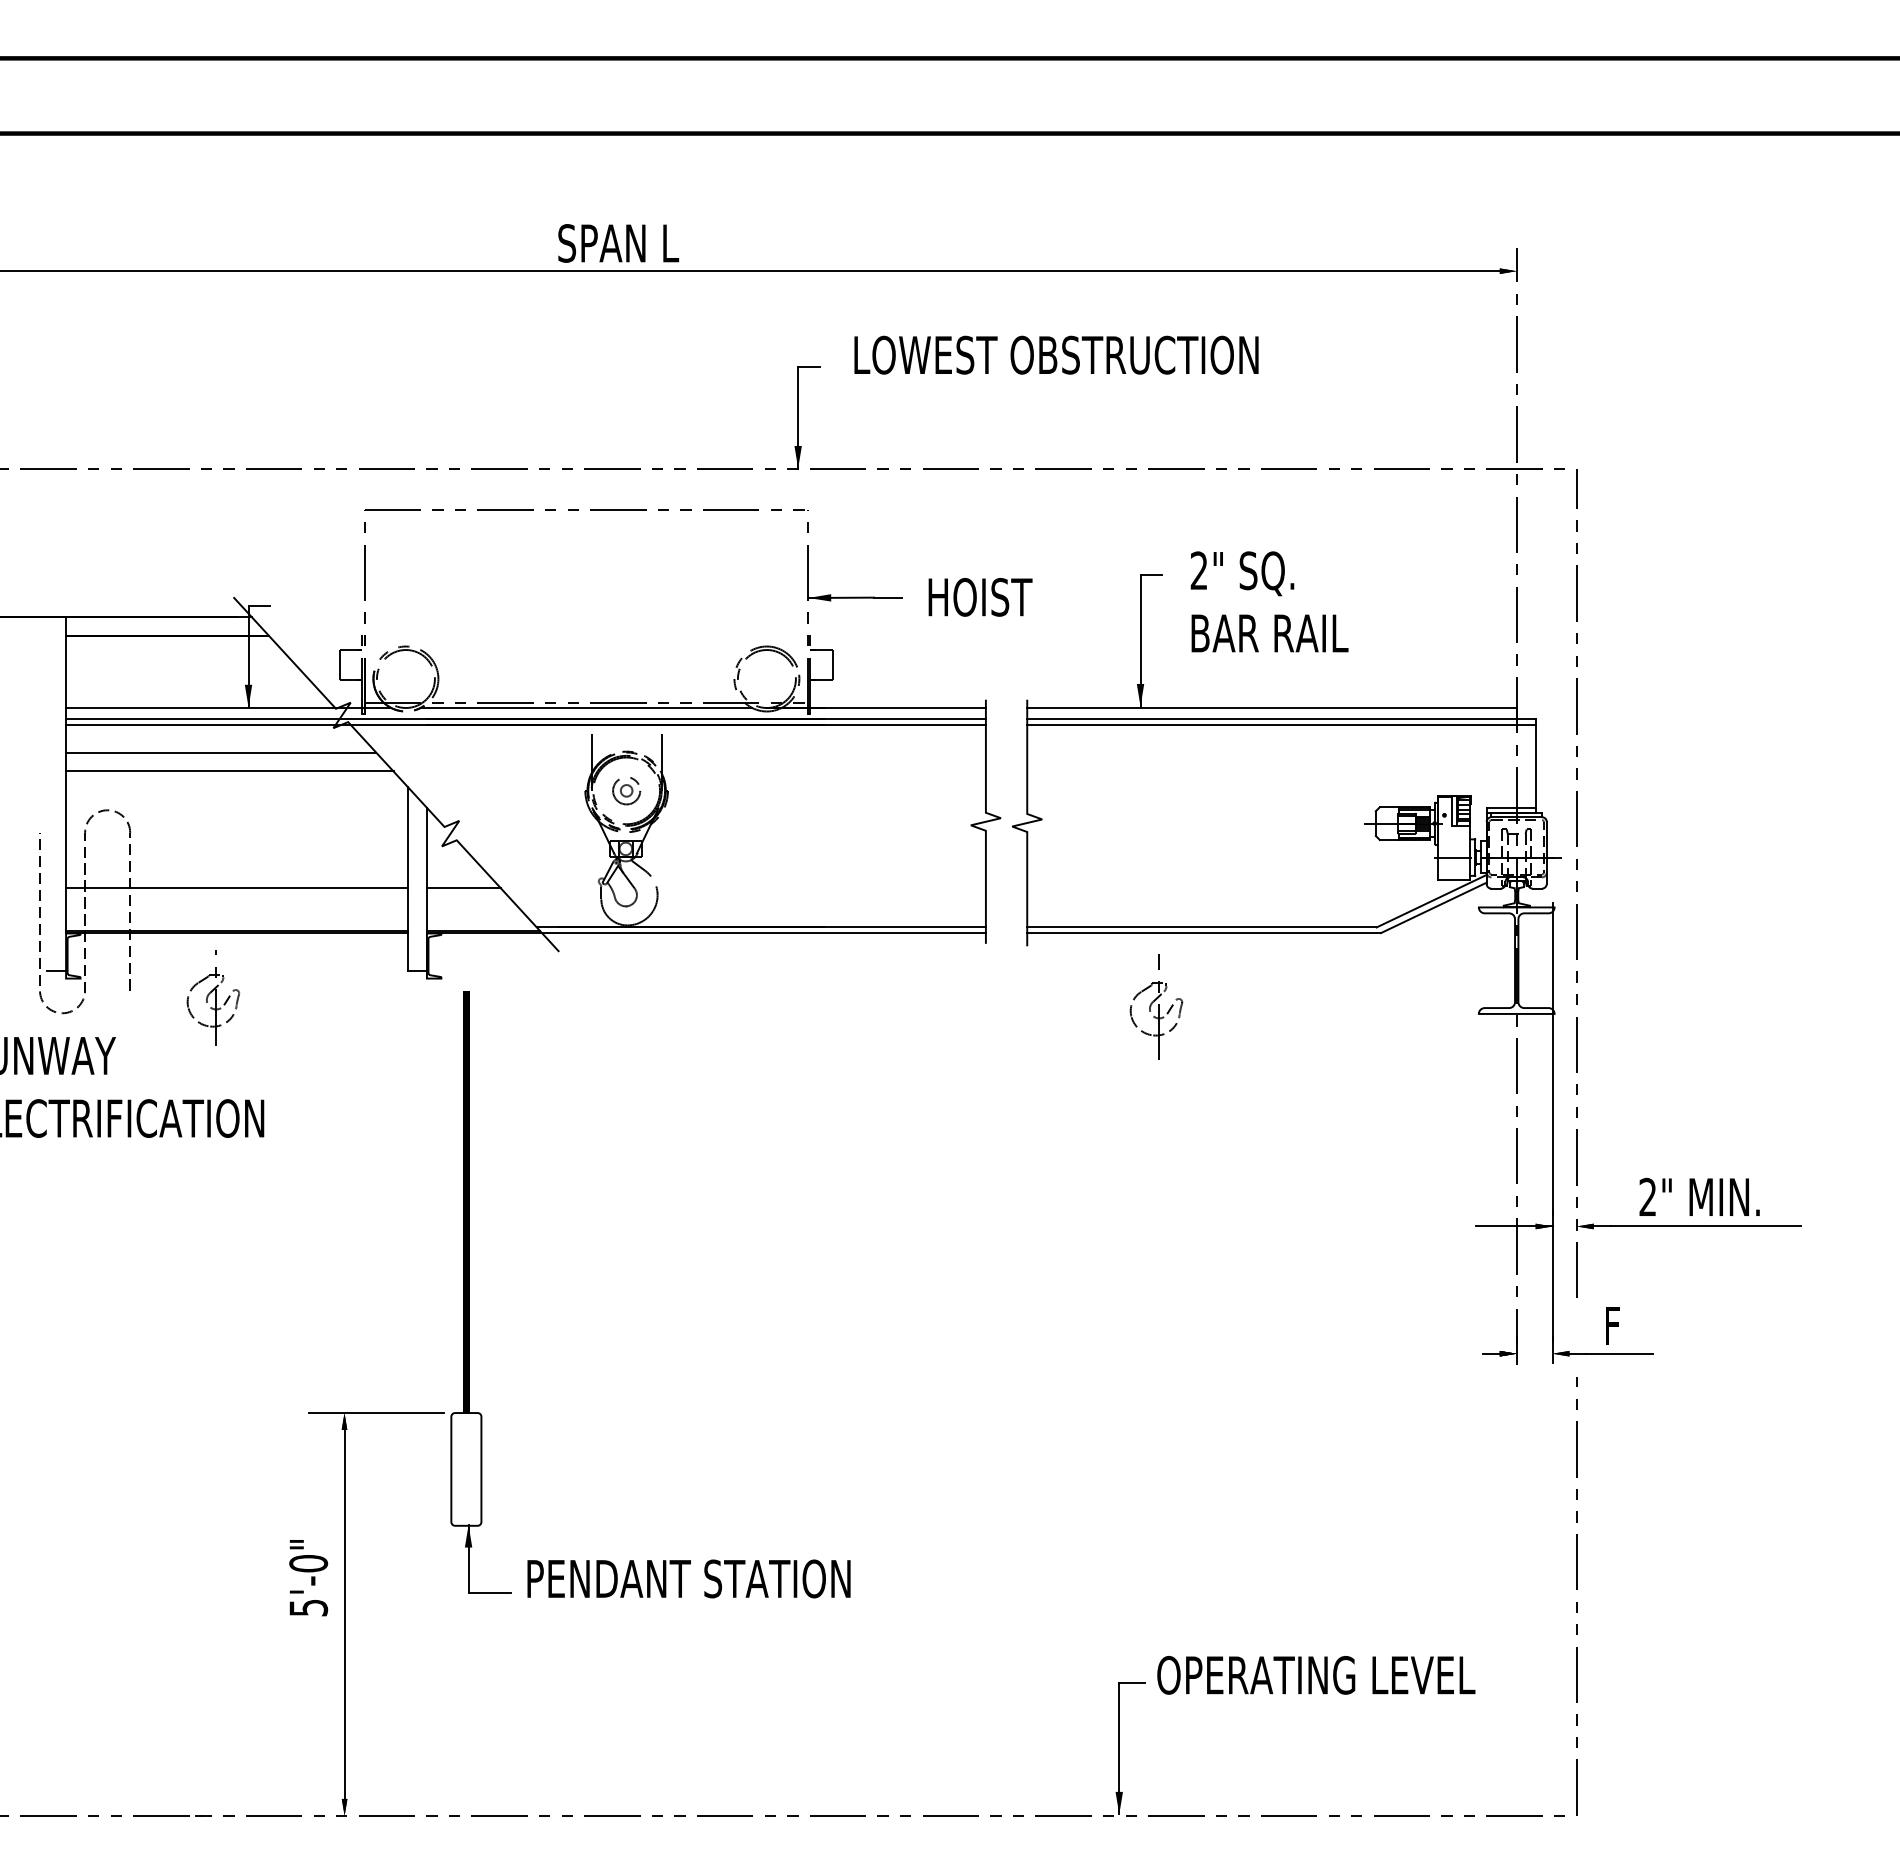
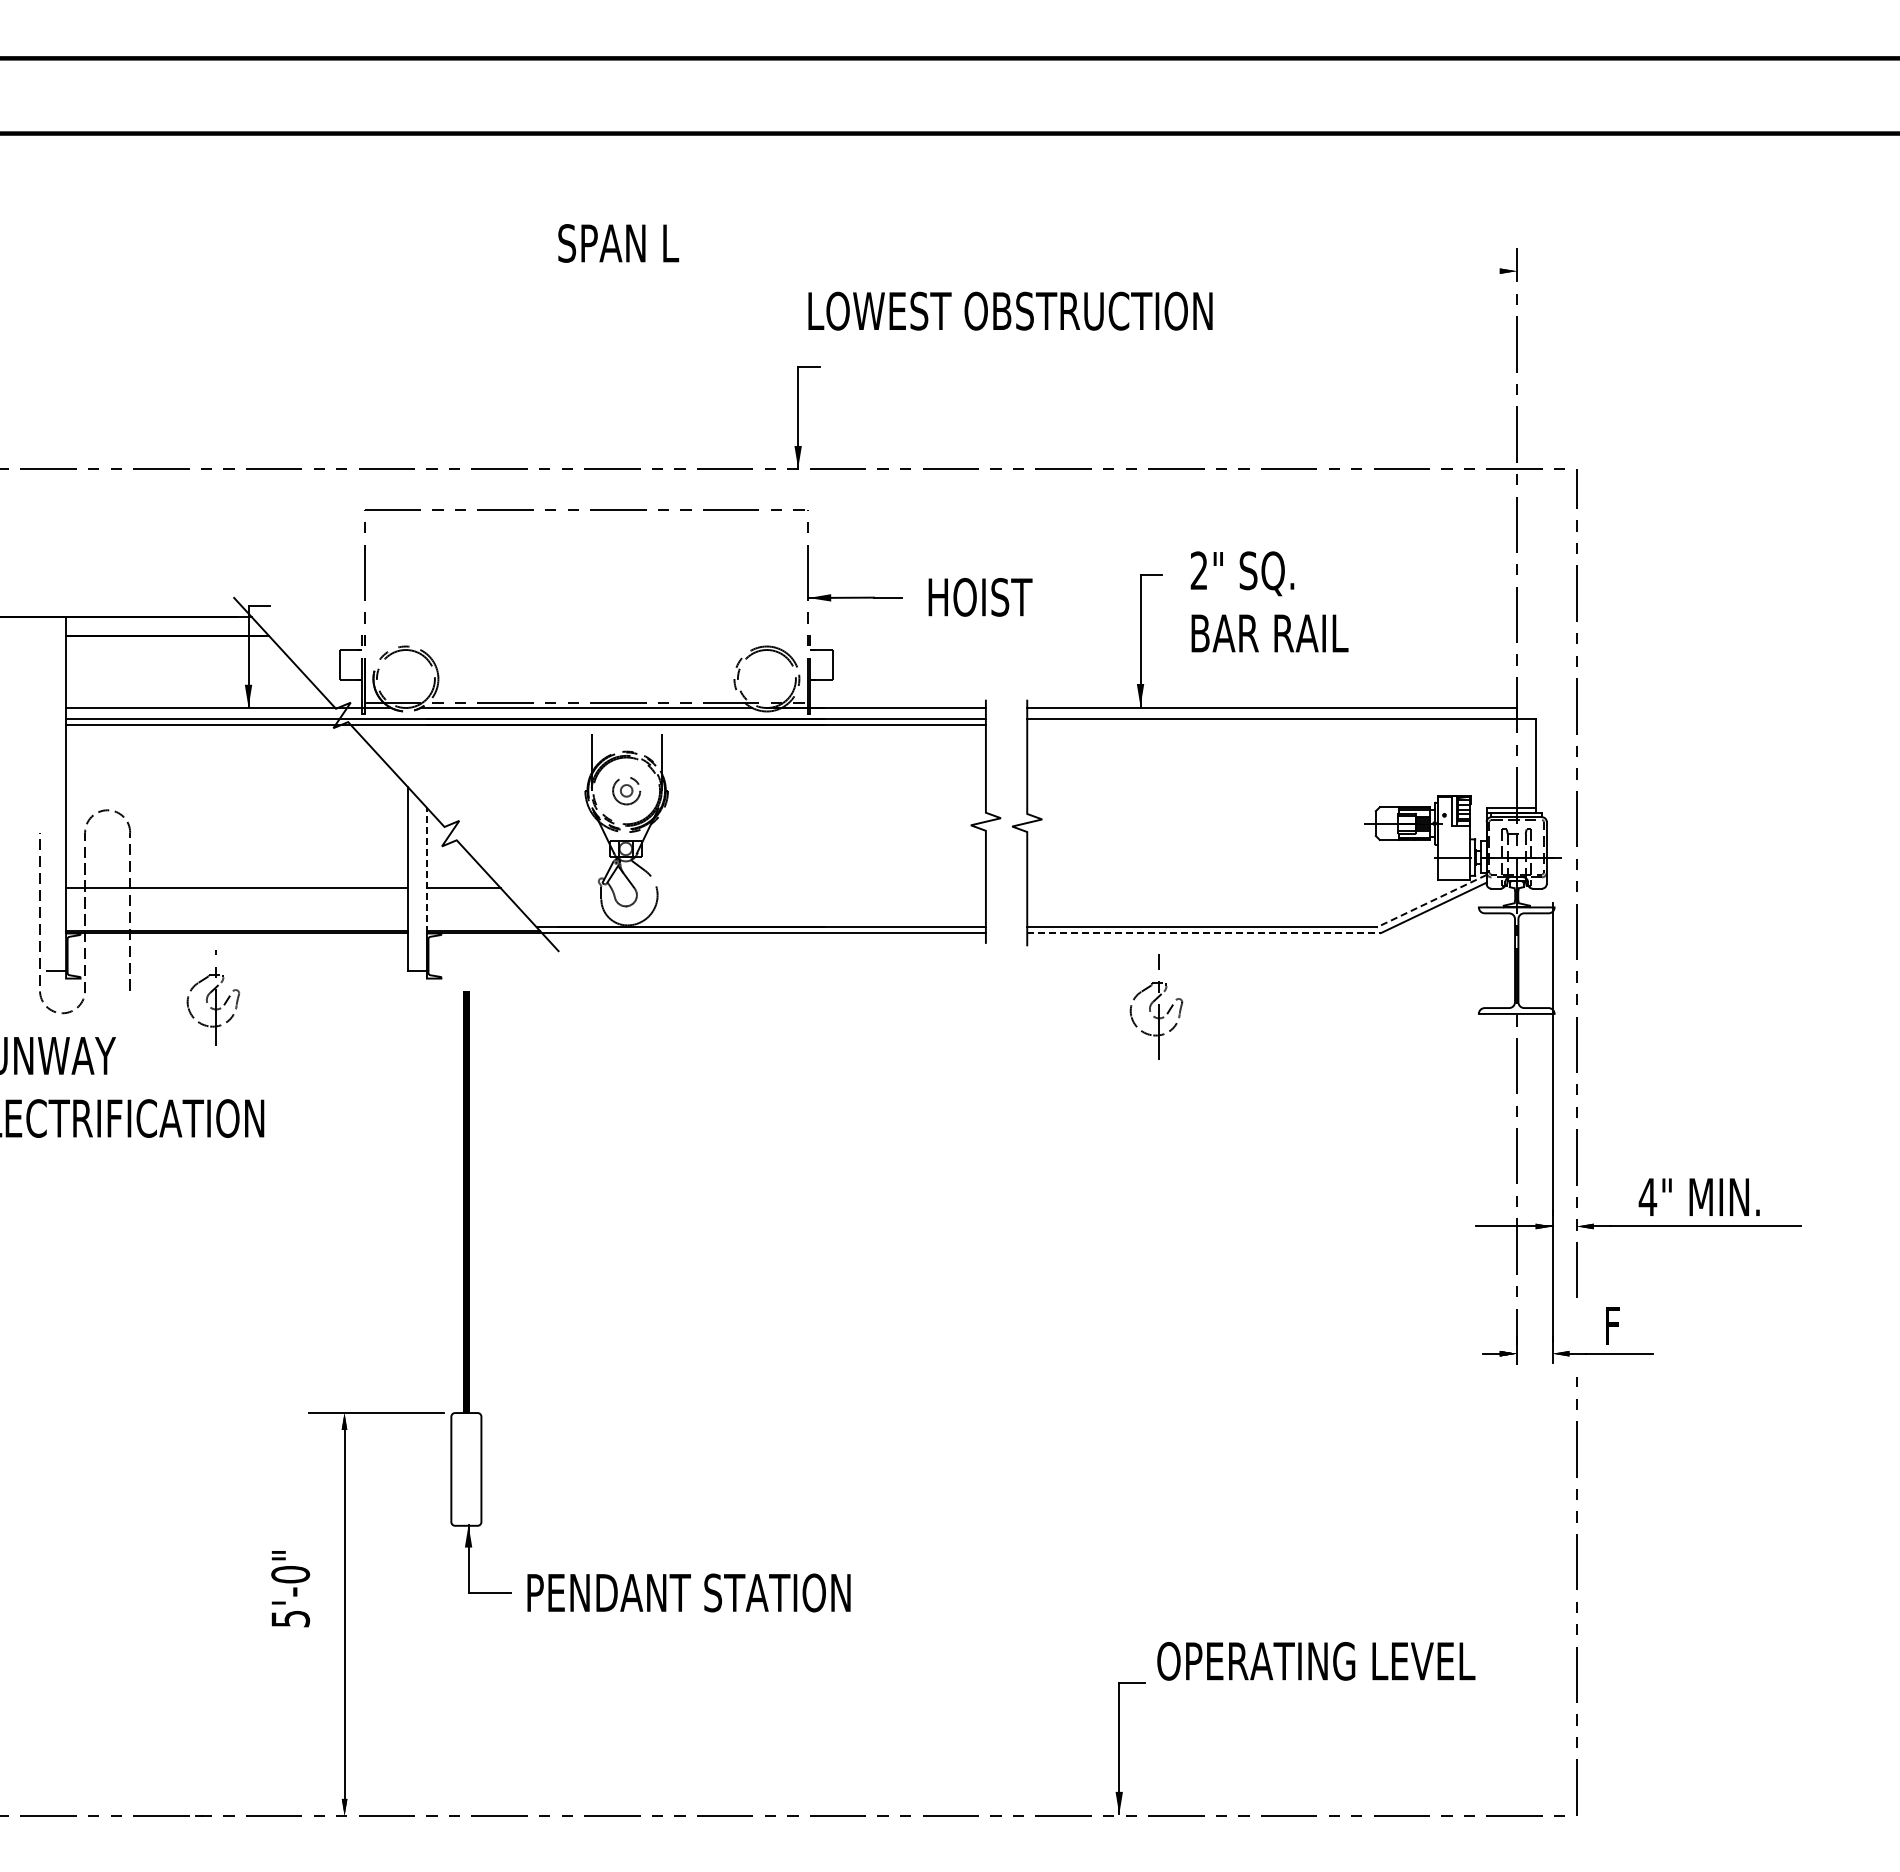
line: present -> none (750, 271)
text position: (1056, 354) -> (1010, 310) (1010, 310)
line: present -> none (1281, 725)
line: present -> none (221, 752)
line: present -> none (229, 771)
line: solid -> dashed (426, 870)
line: solid -> dashed (1431, 901)
line: solid -> dashed (1204, 933)
text: 2" -> 4" (1647, 1196)
text position: (308, 1578) -> (290, 1589) (290, 1589)
text position: (688, 1578) -> (688, 1592) (688, 1592)
text position: (1316, 1675) -> (1316, 1661) (1316, 1661)
